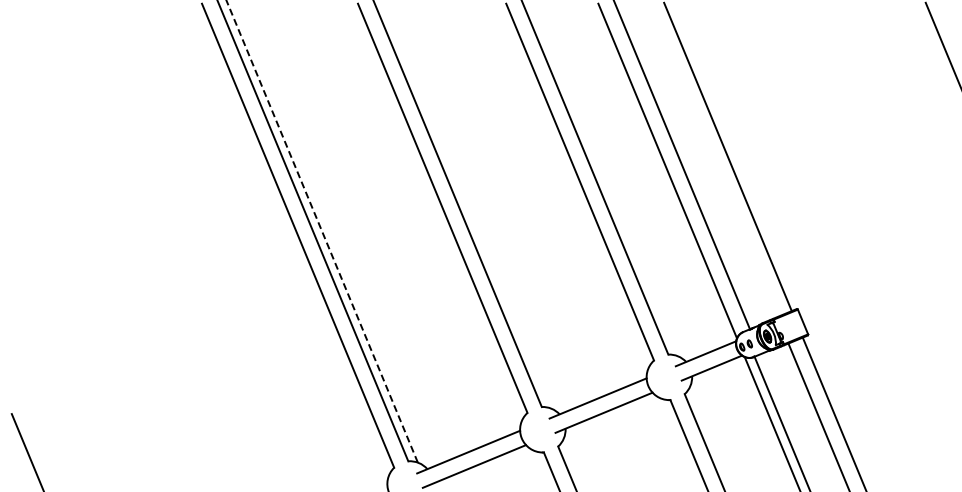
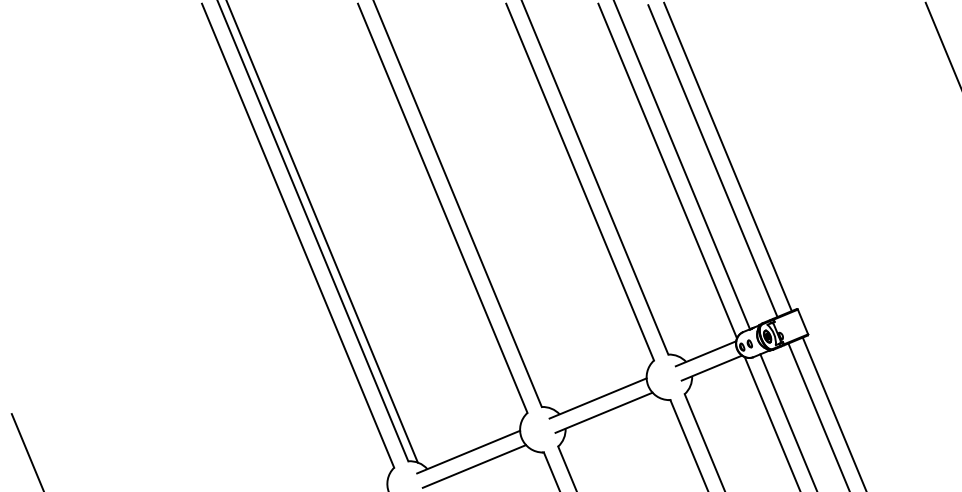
line: none -> present (712, 161)
line: dashed -> solid (321, 231)
line position: (781, 422) -> (788, 421) (788, 421)
